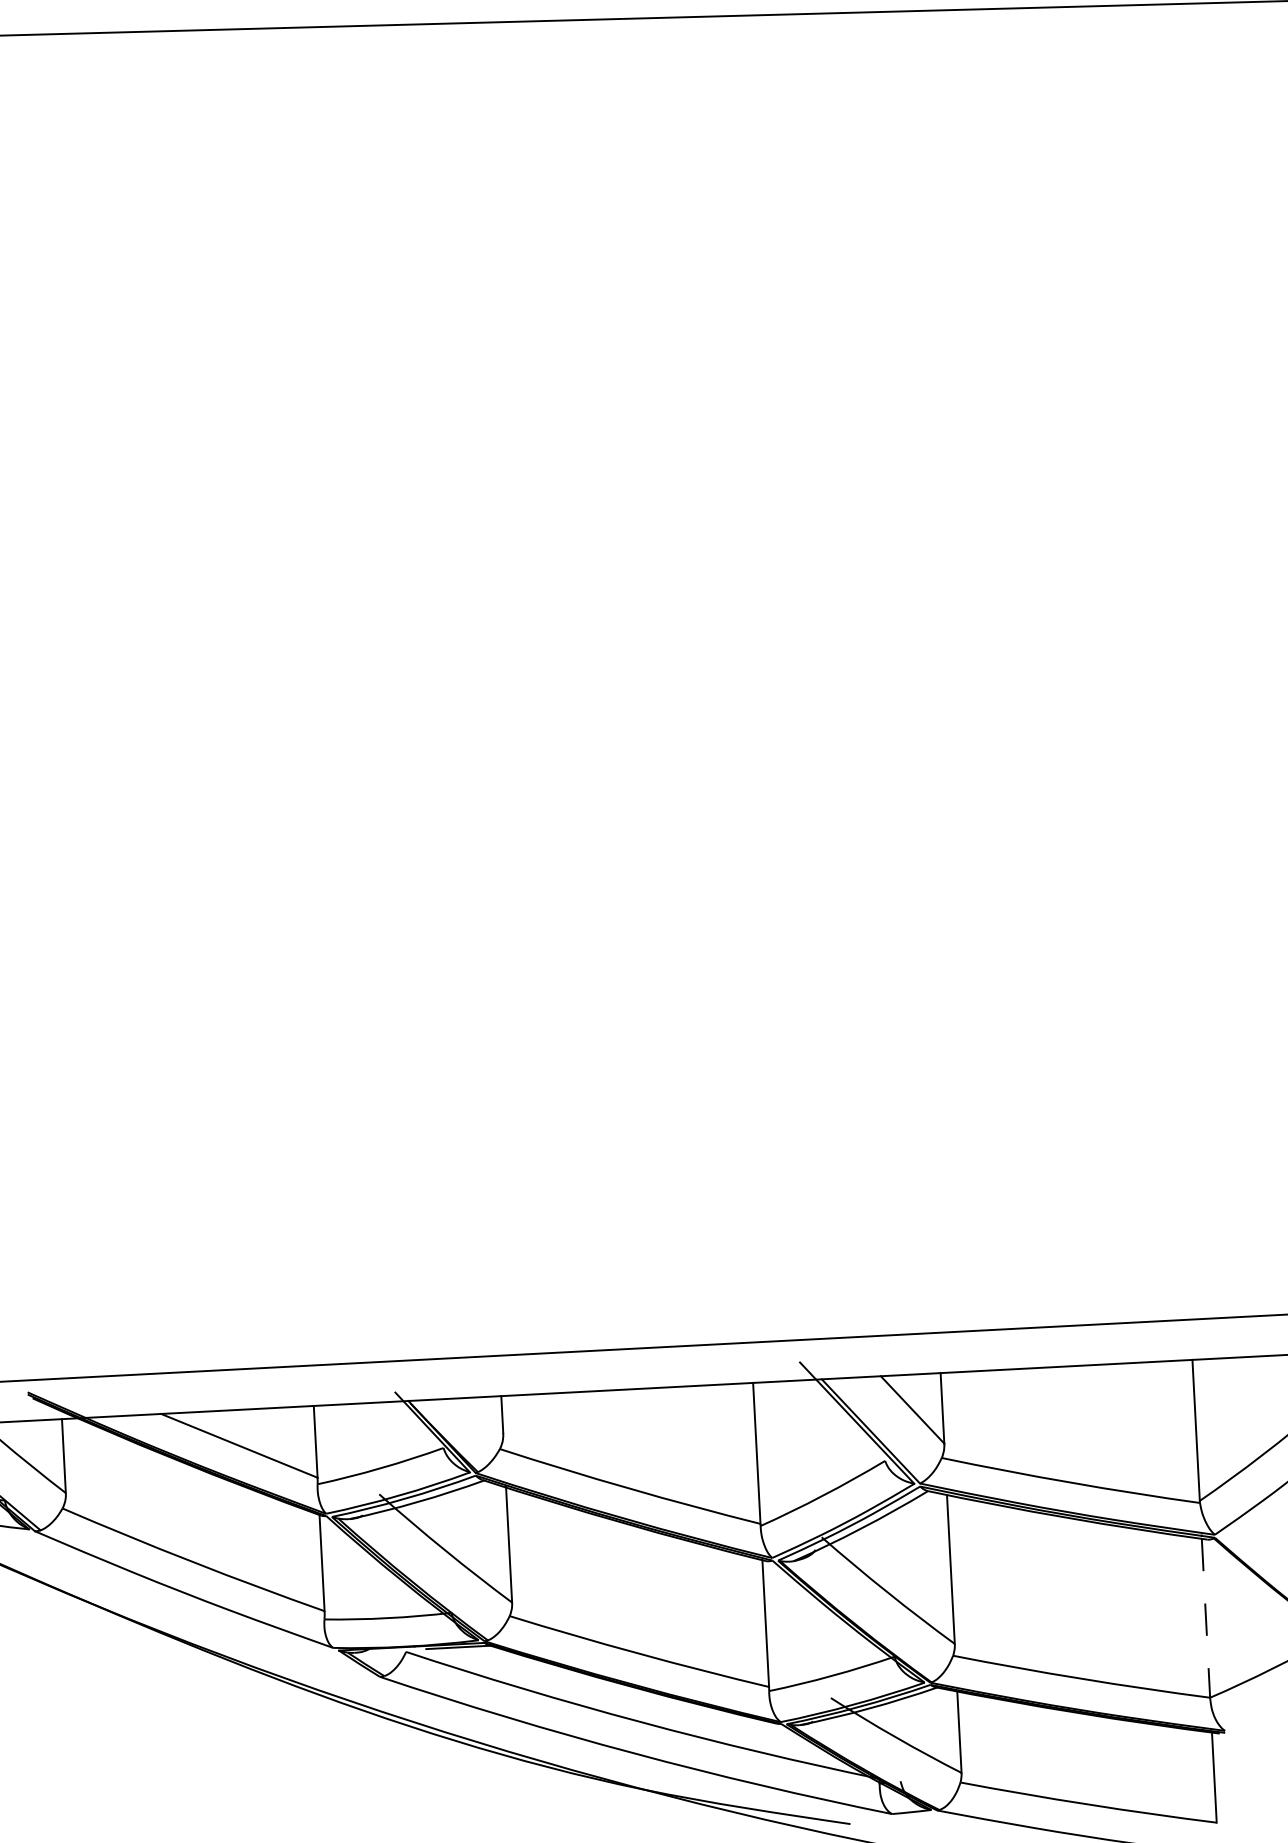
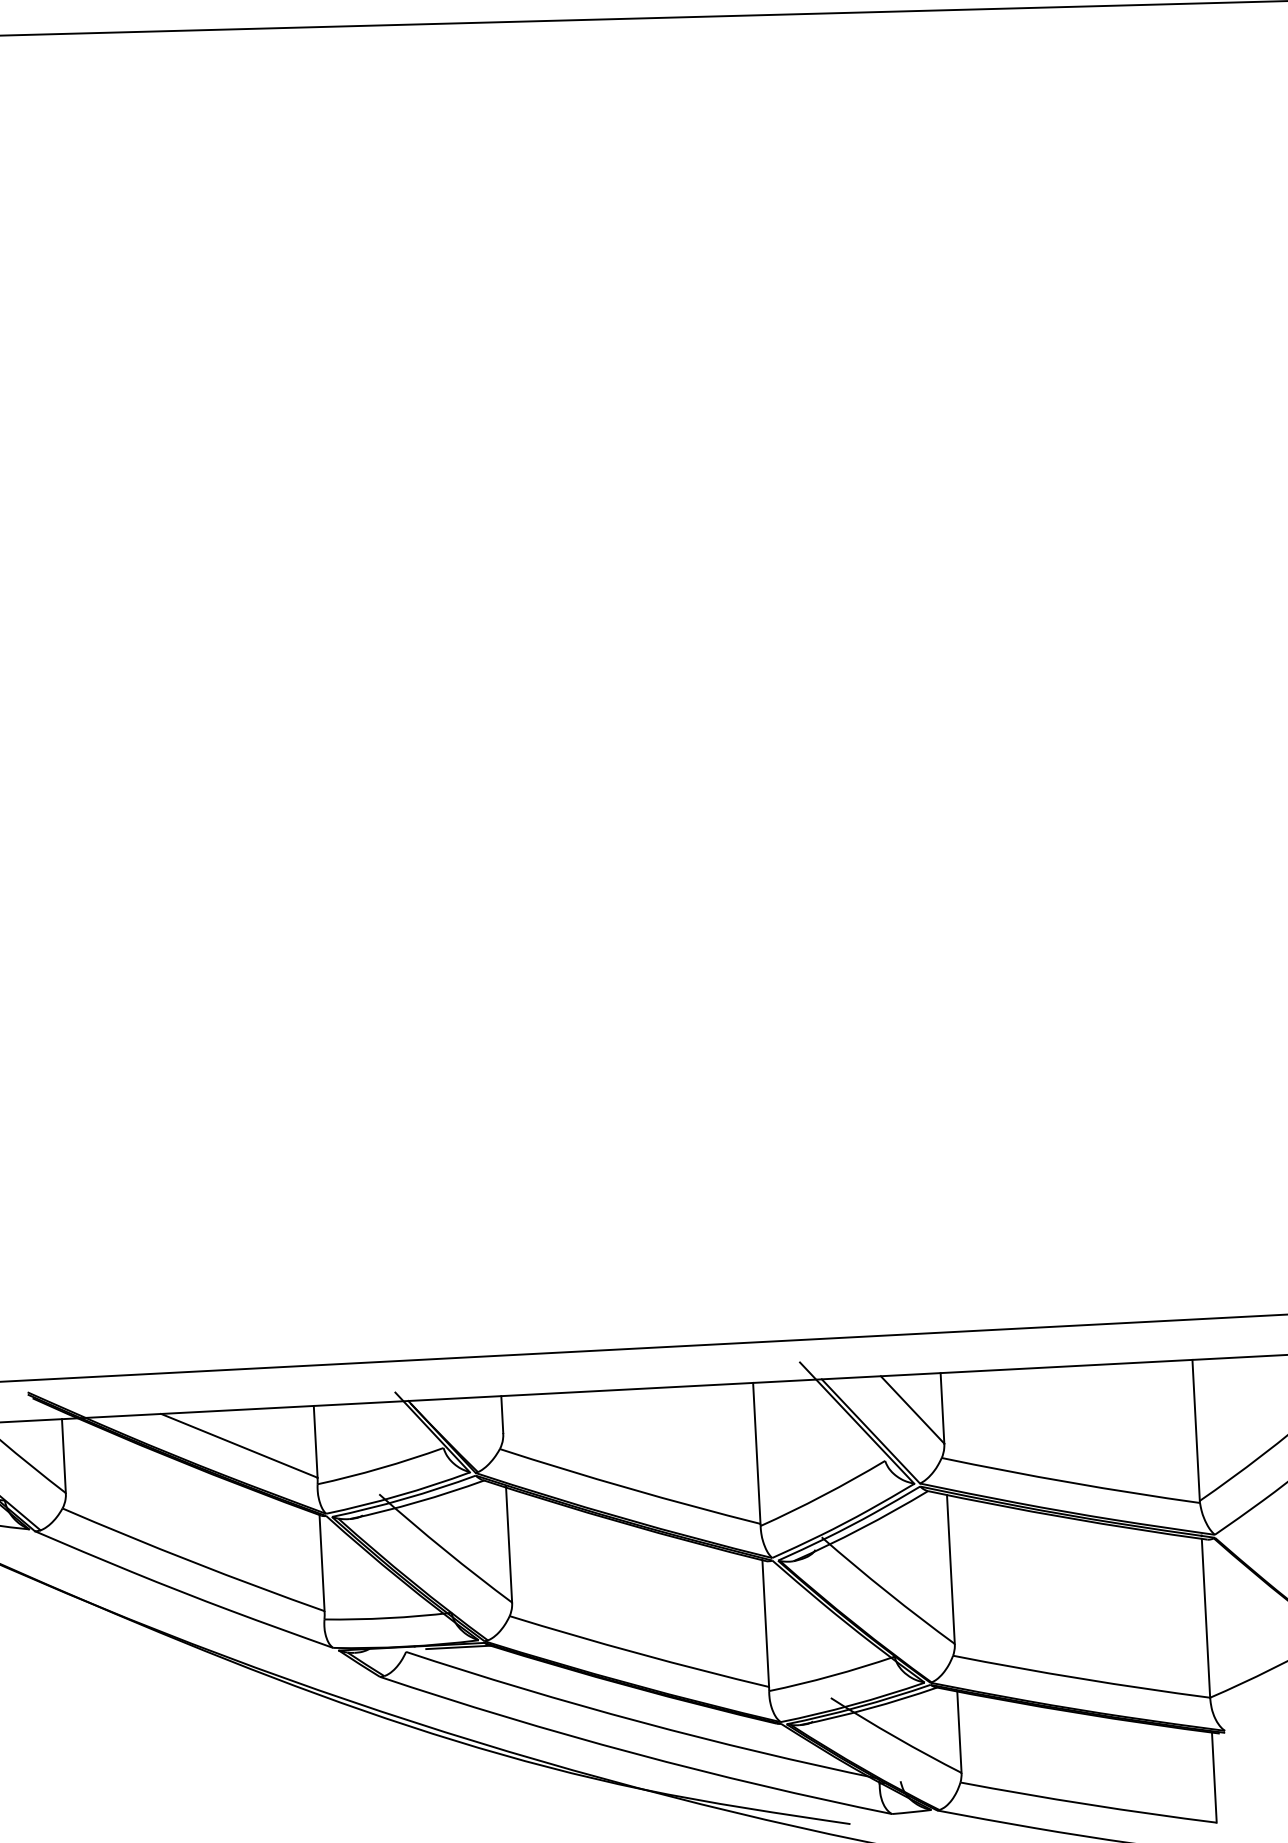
line: dashed -> solid (1205, 1618)
